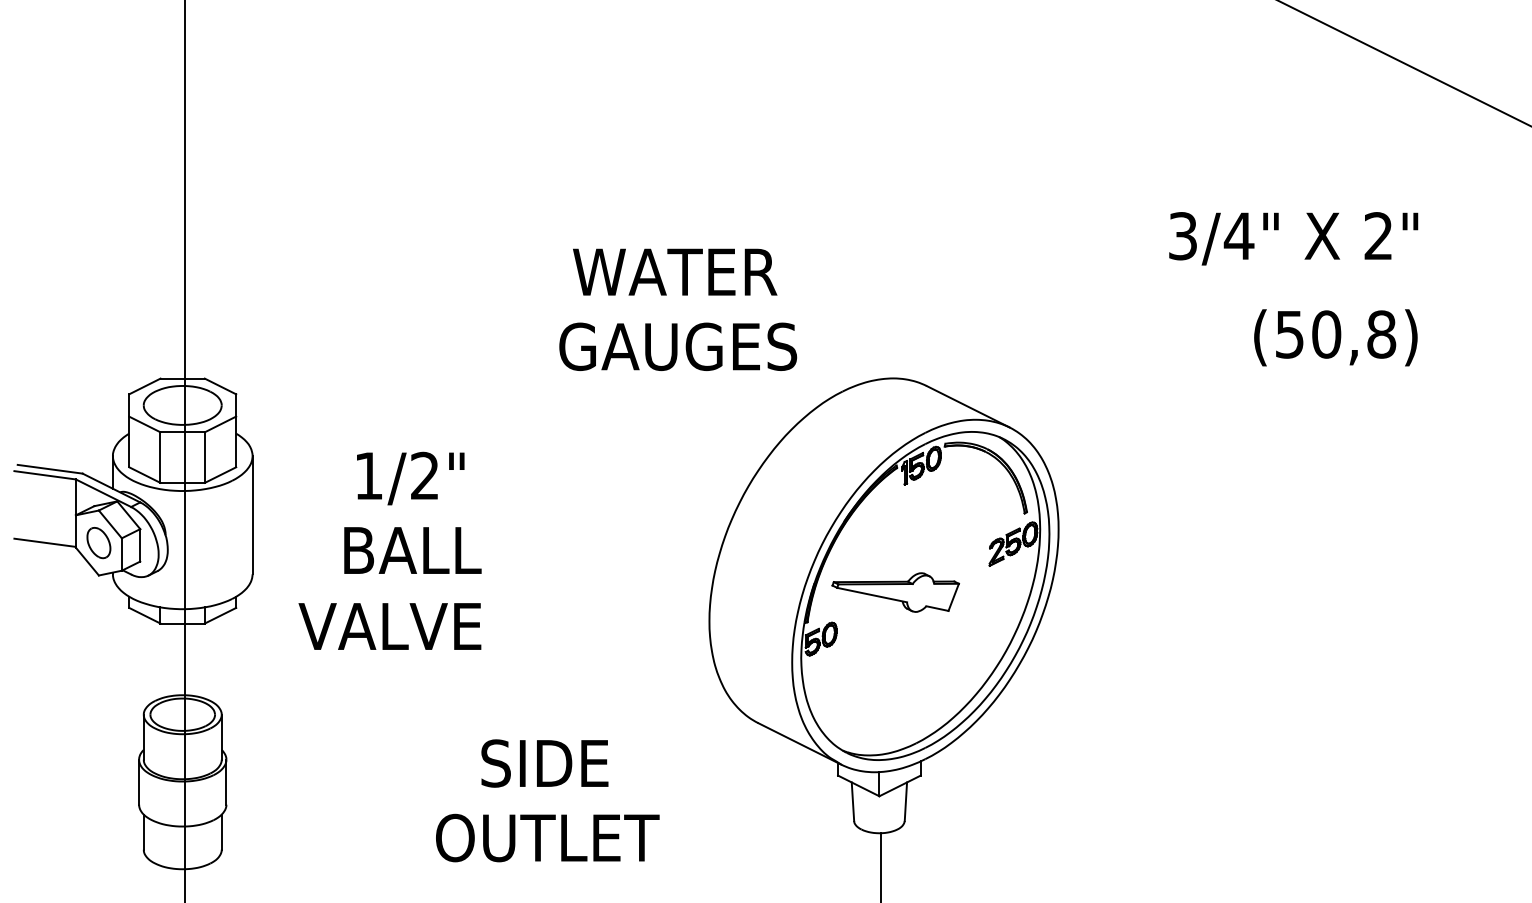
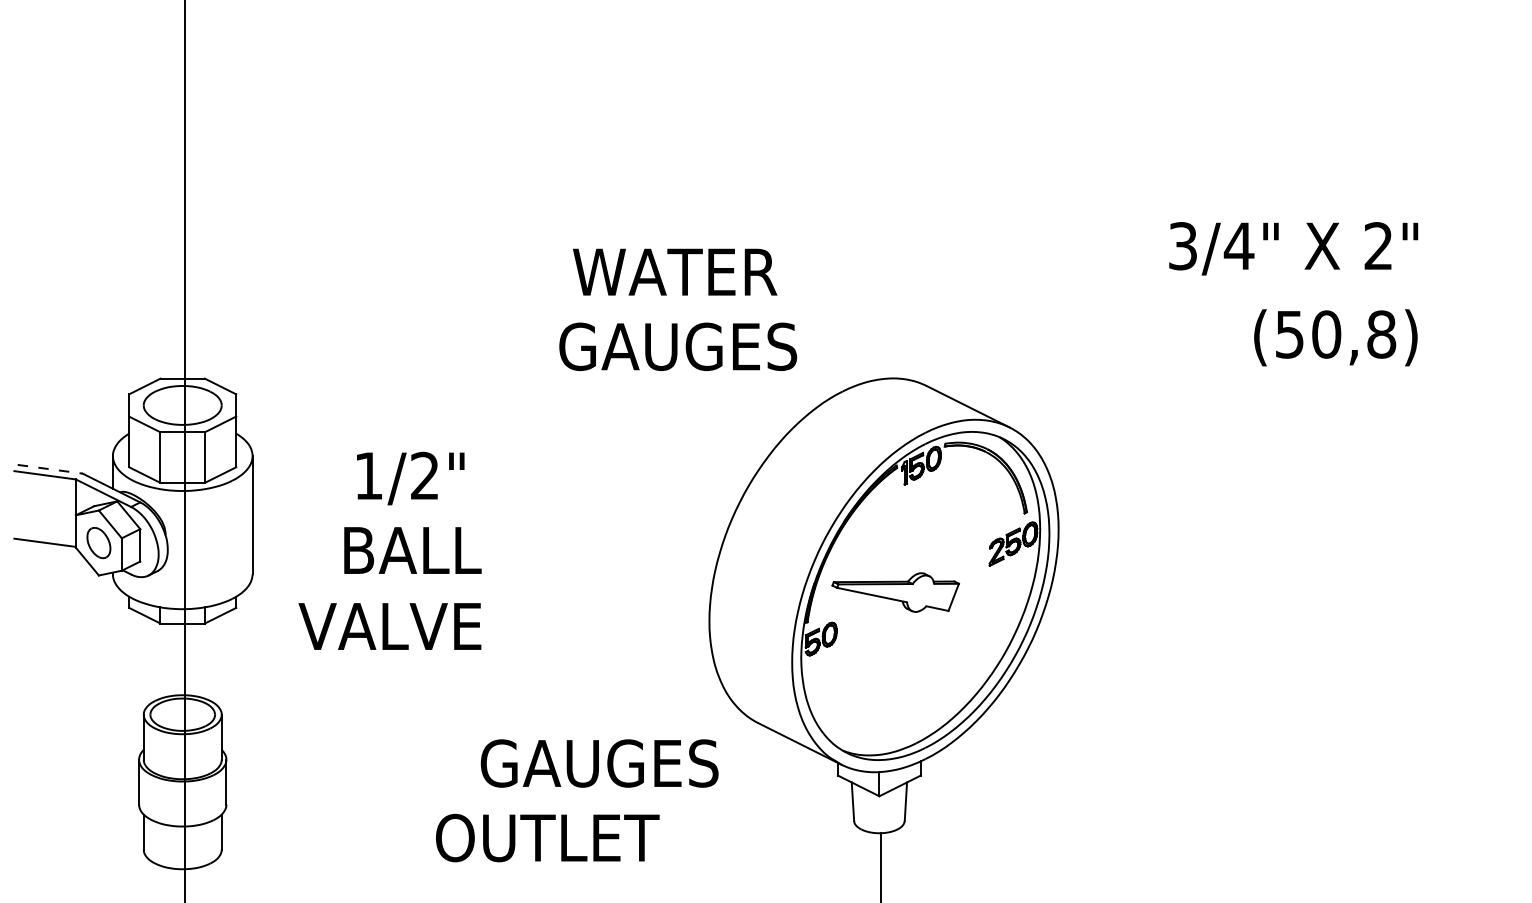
line: present -> none (1404, 63)
text position: (1293, 238) -> (1293, 248) (1293, 248)
line: solid -> dashed (50, 469)
text: SIDE -> GAUGES (599, 763)
